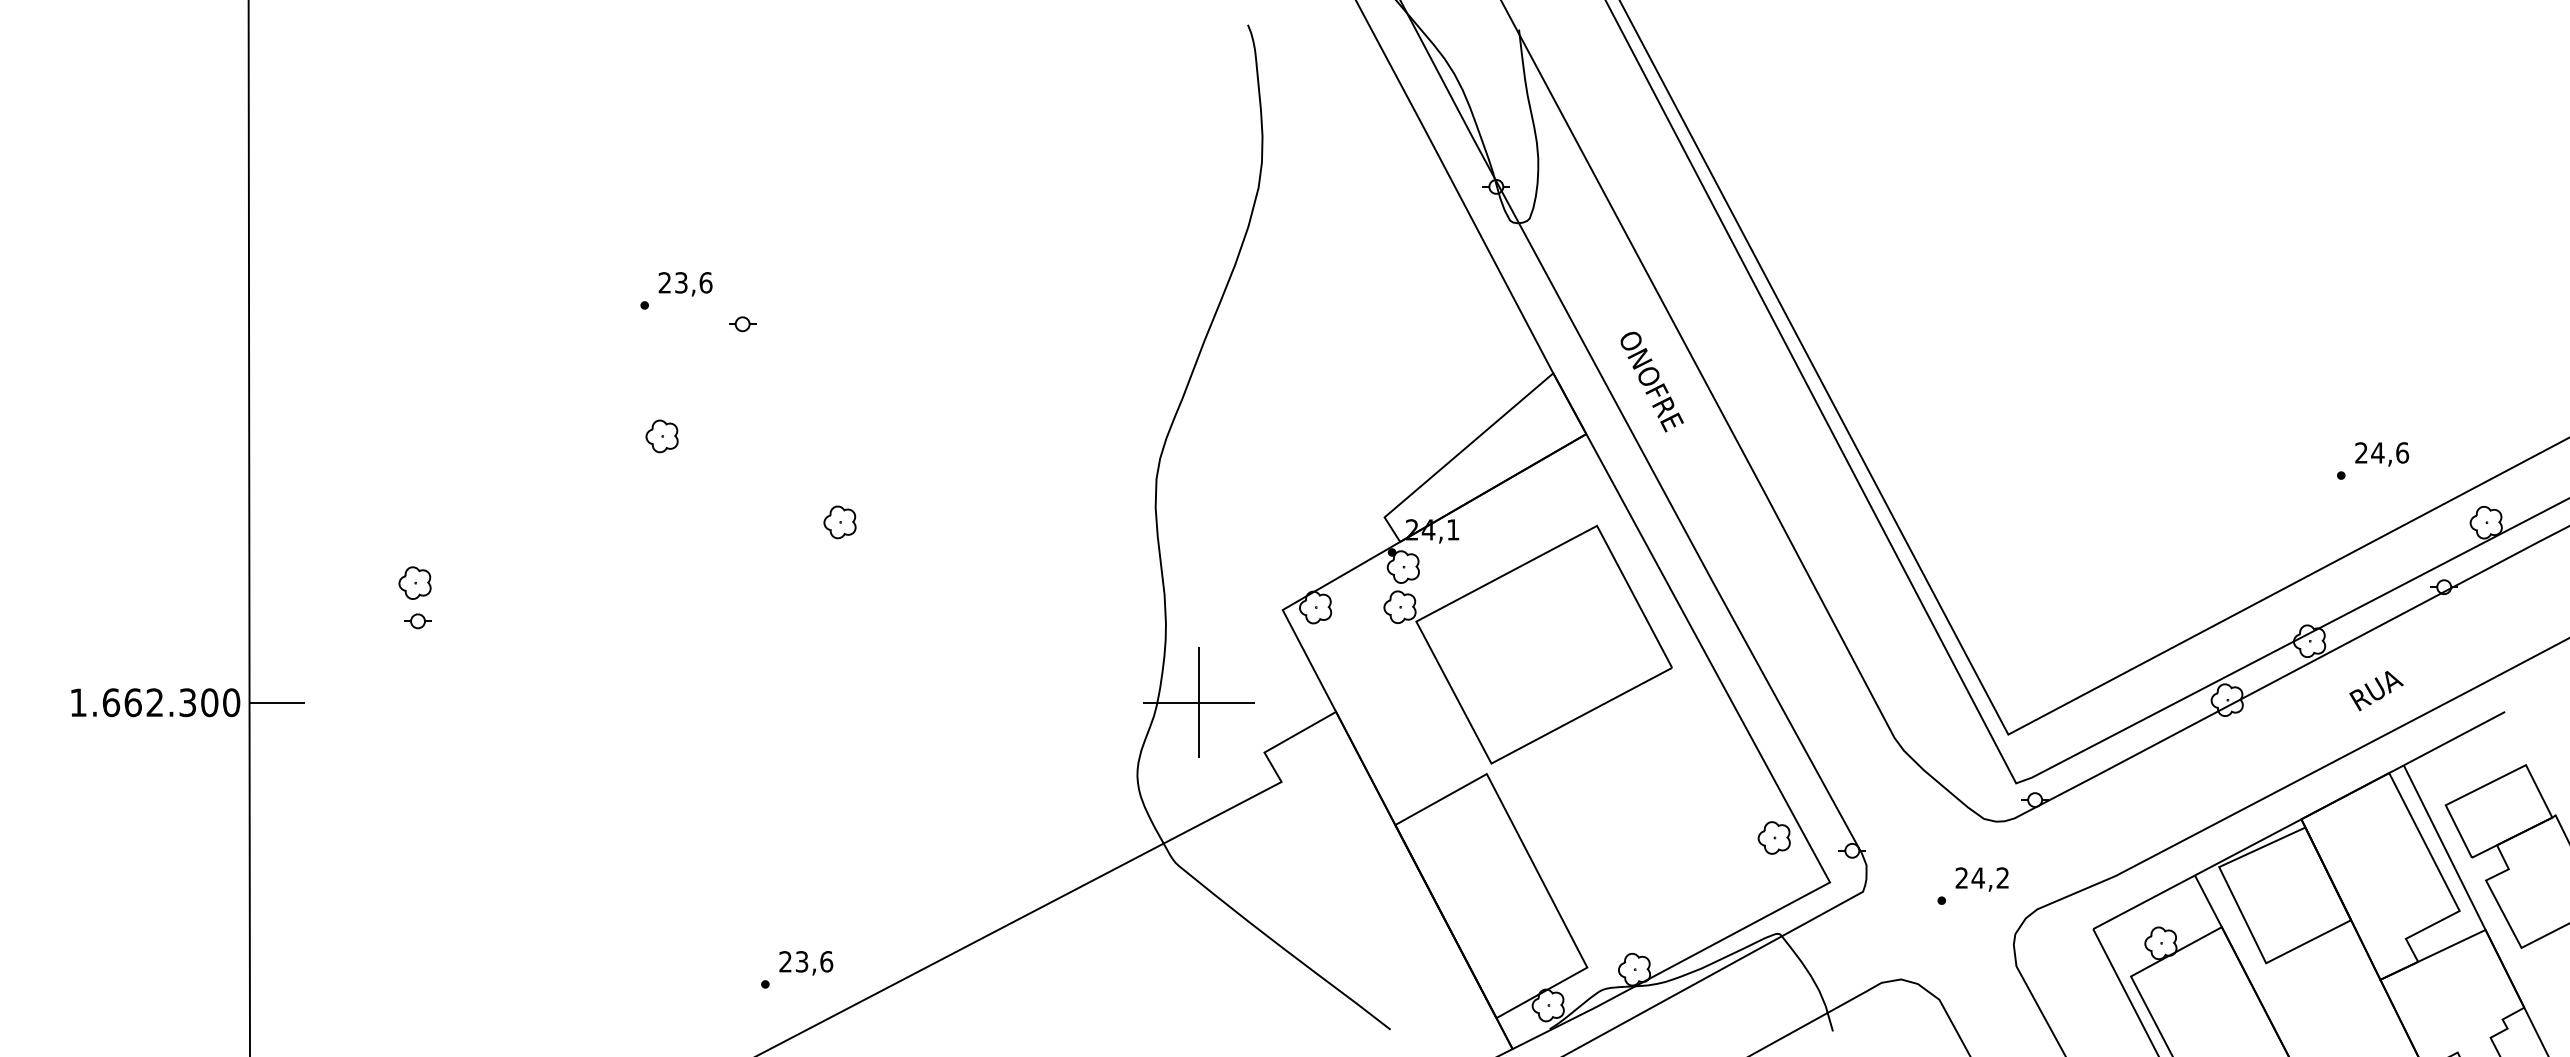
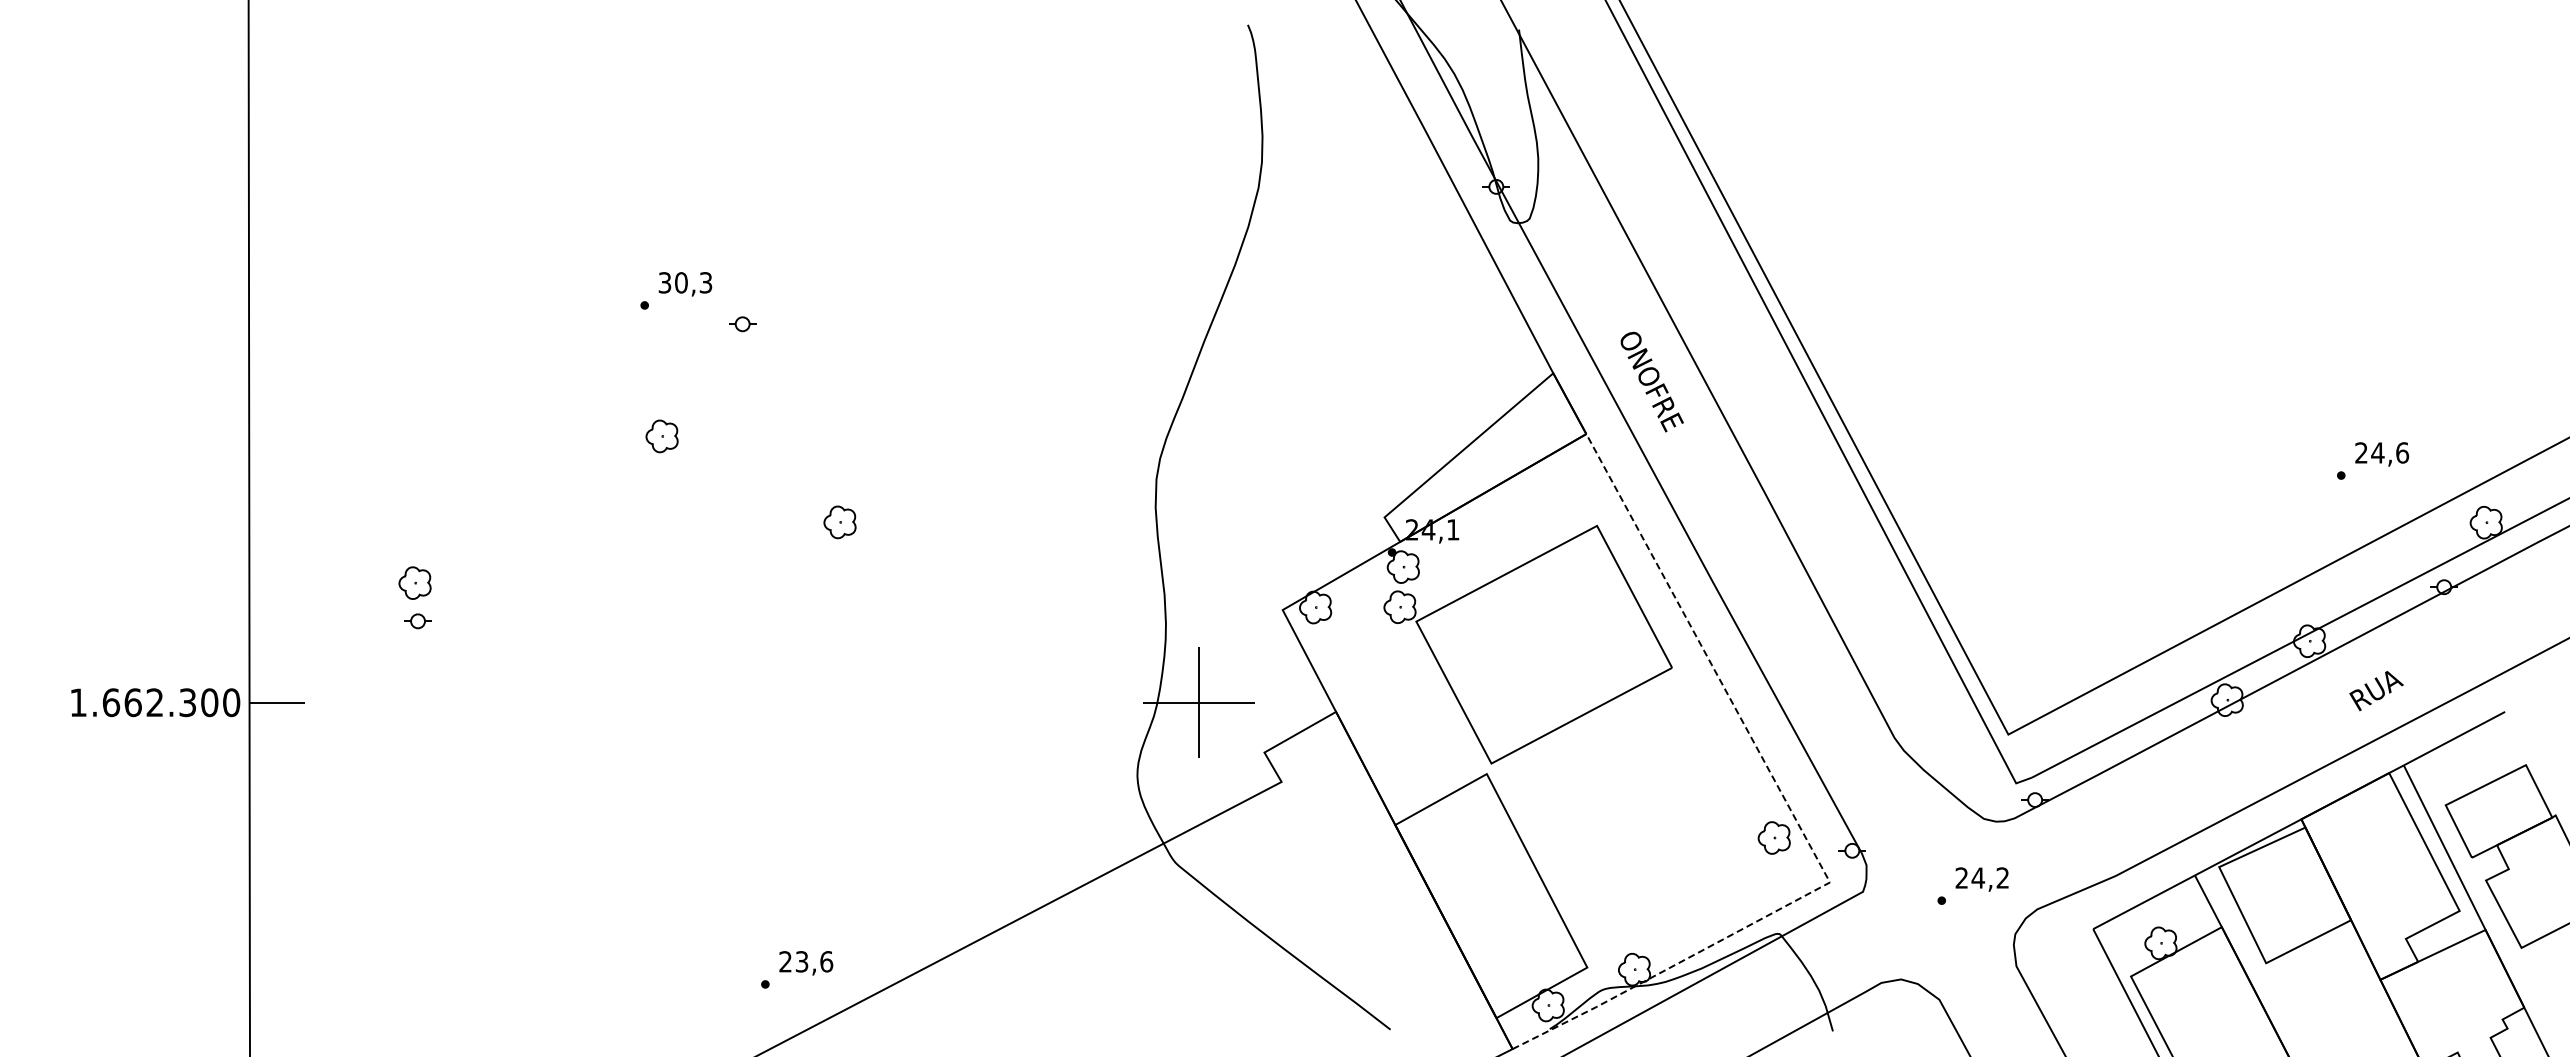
text: 23,6 -> 30,3 (685, 282)
line: solid -> dashed (1794, 816)
